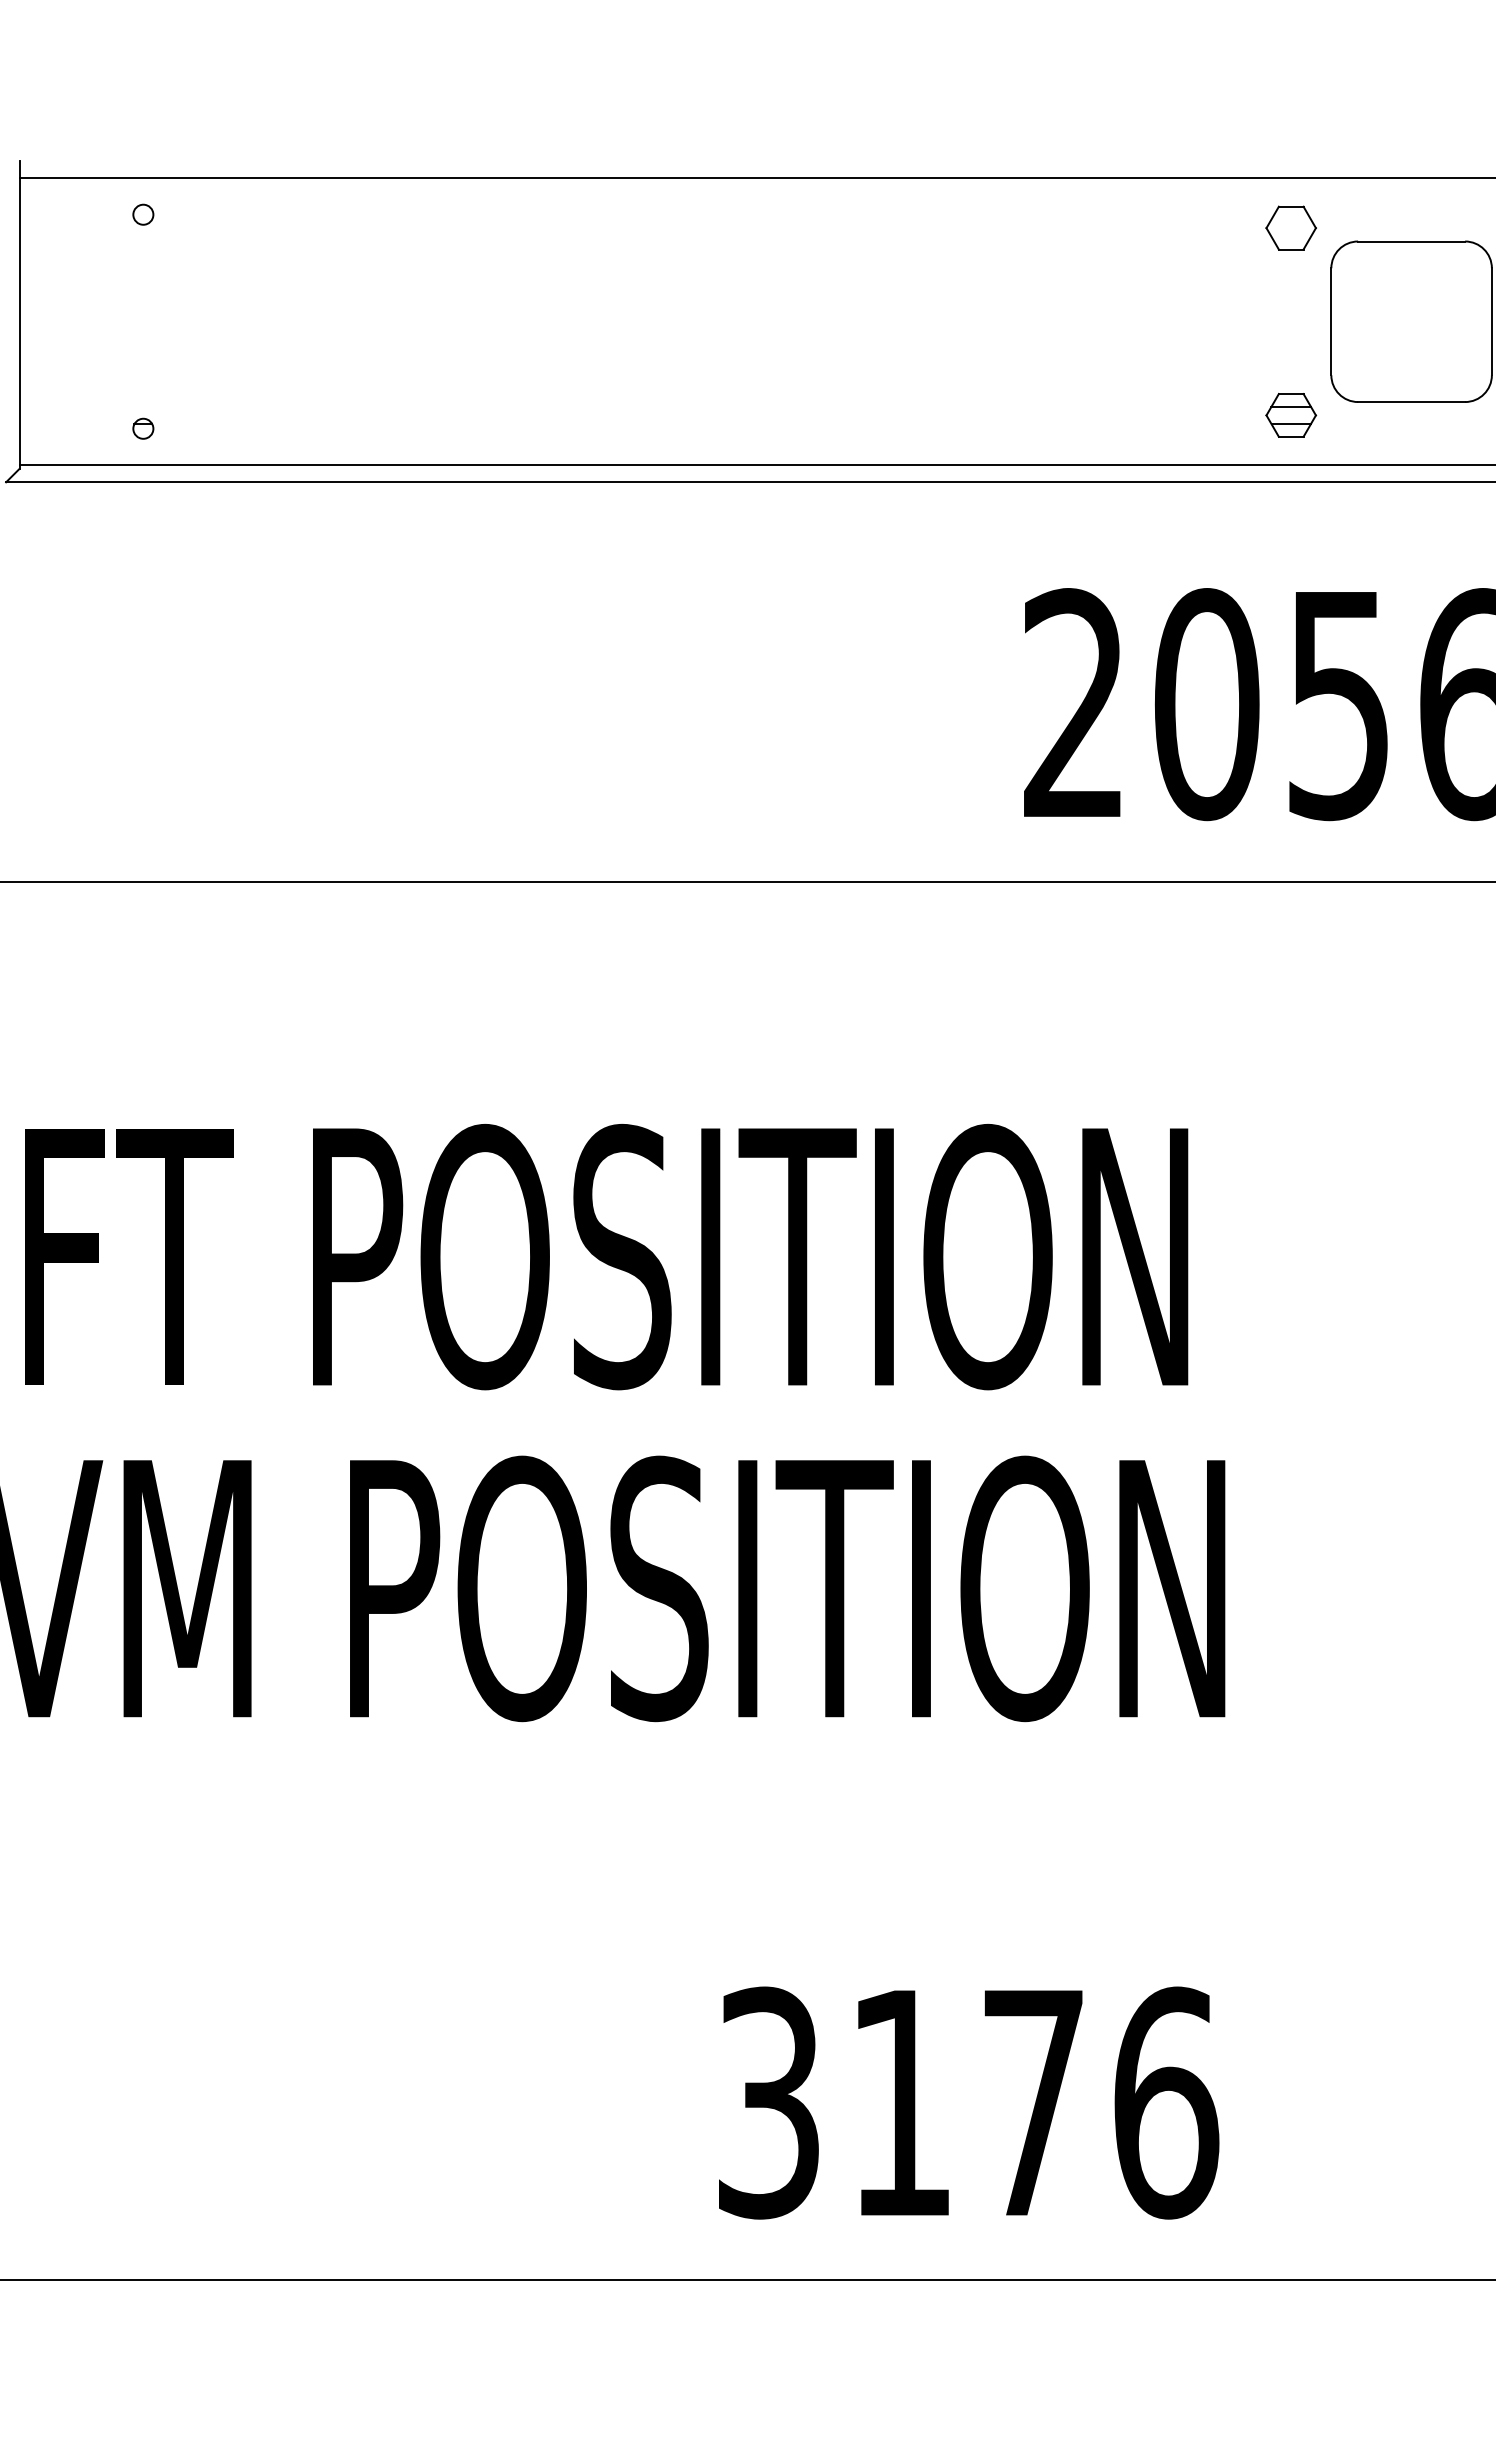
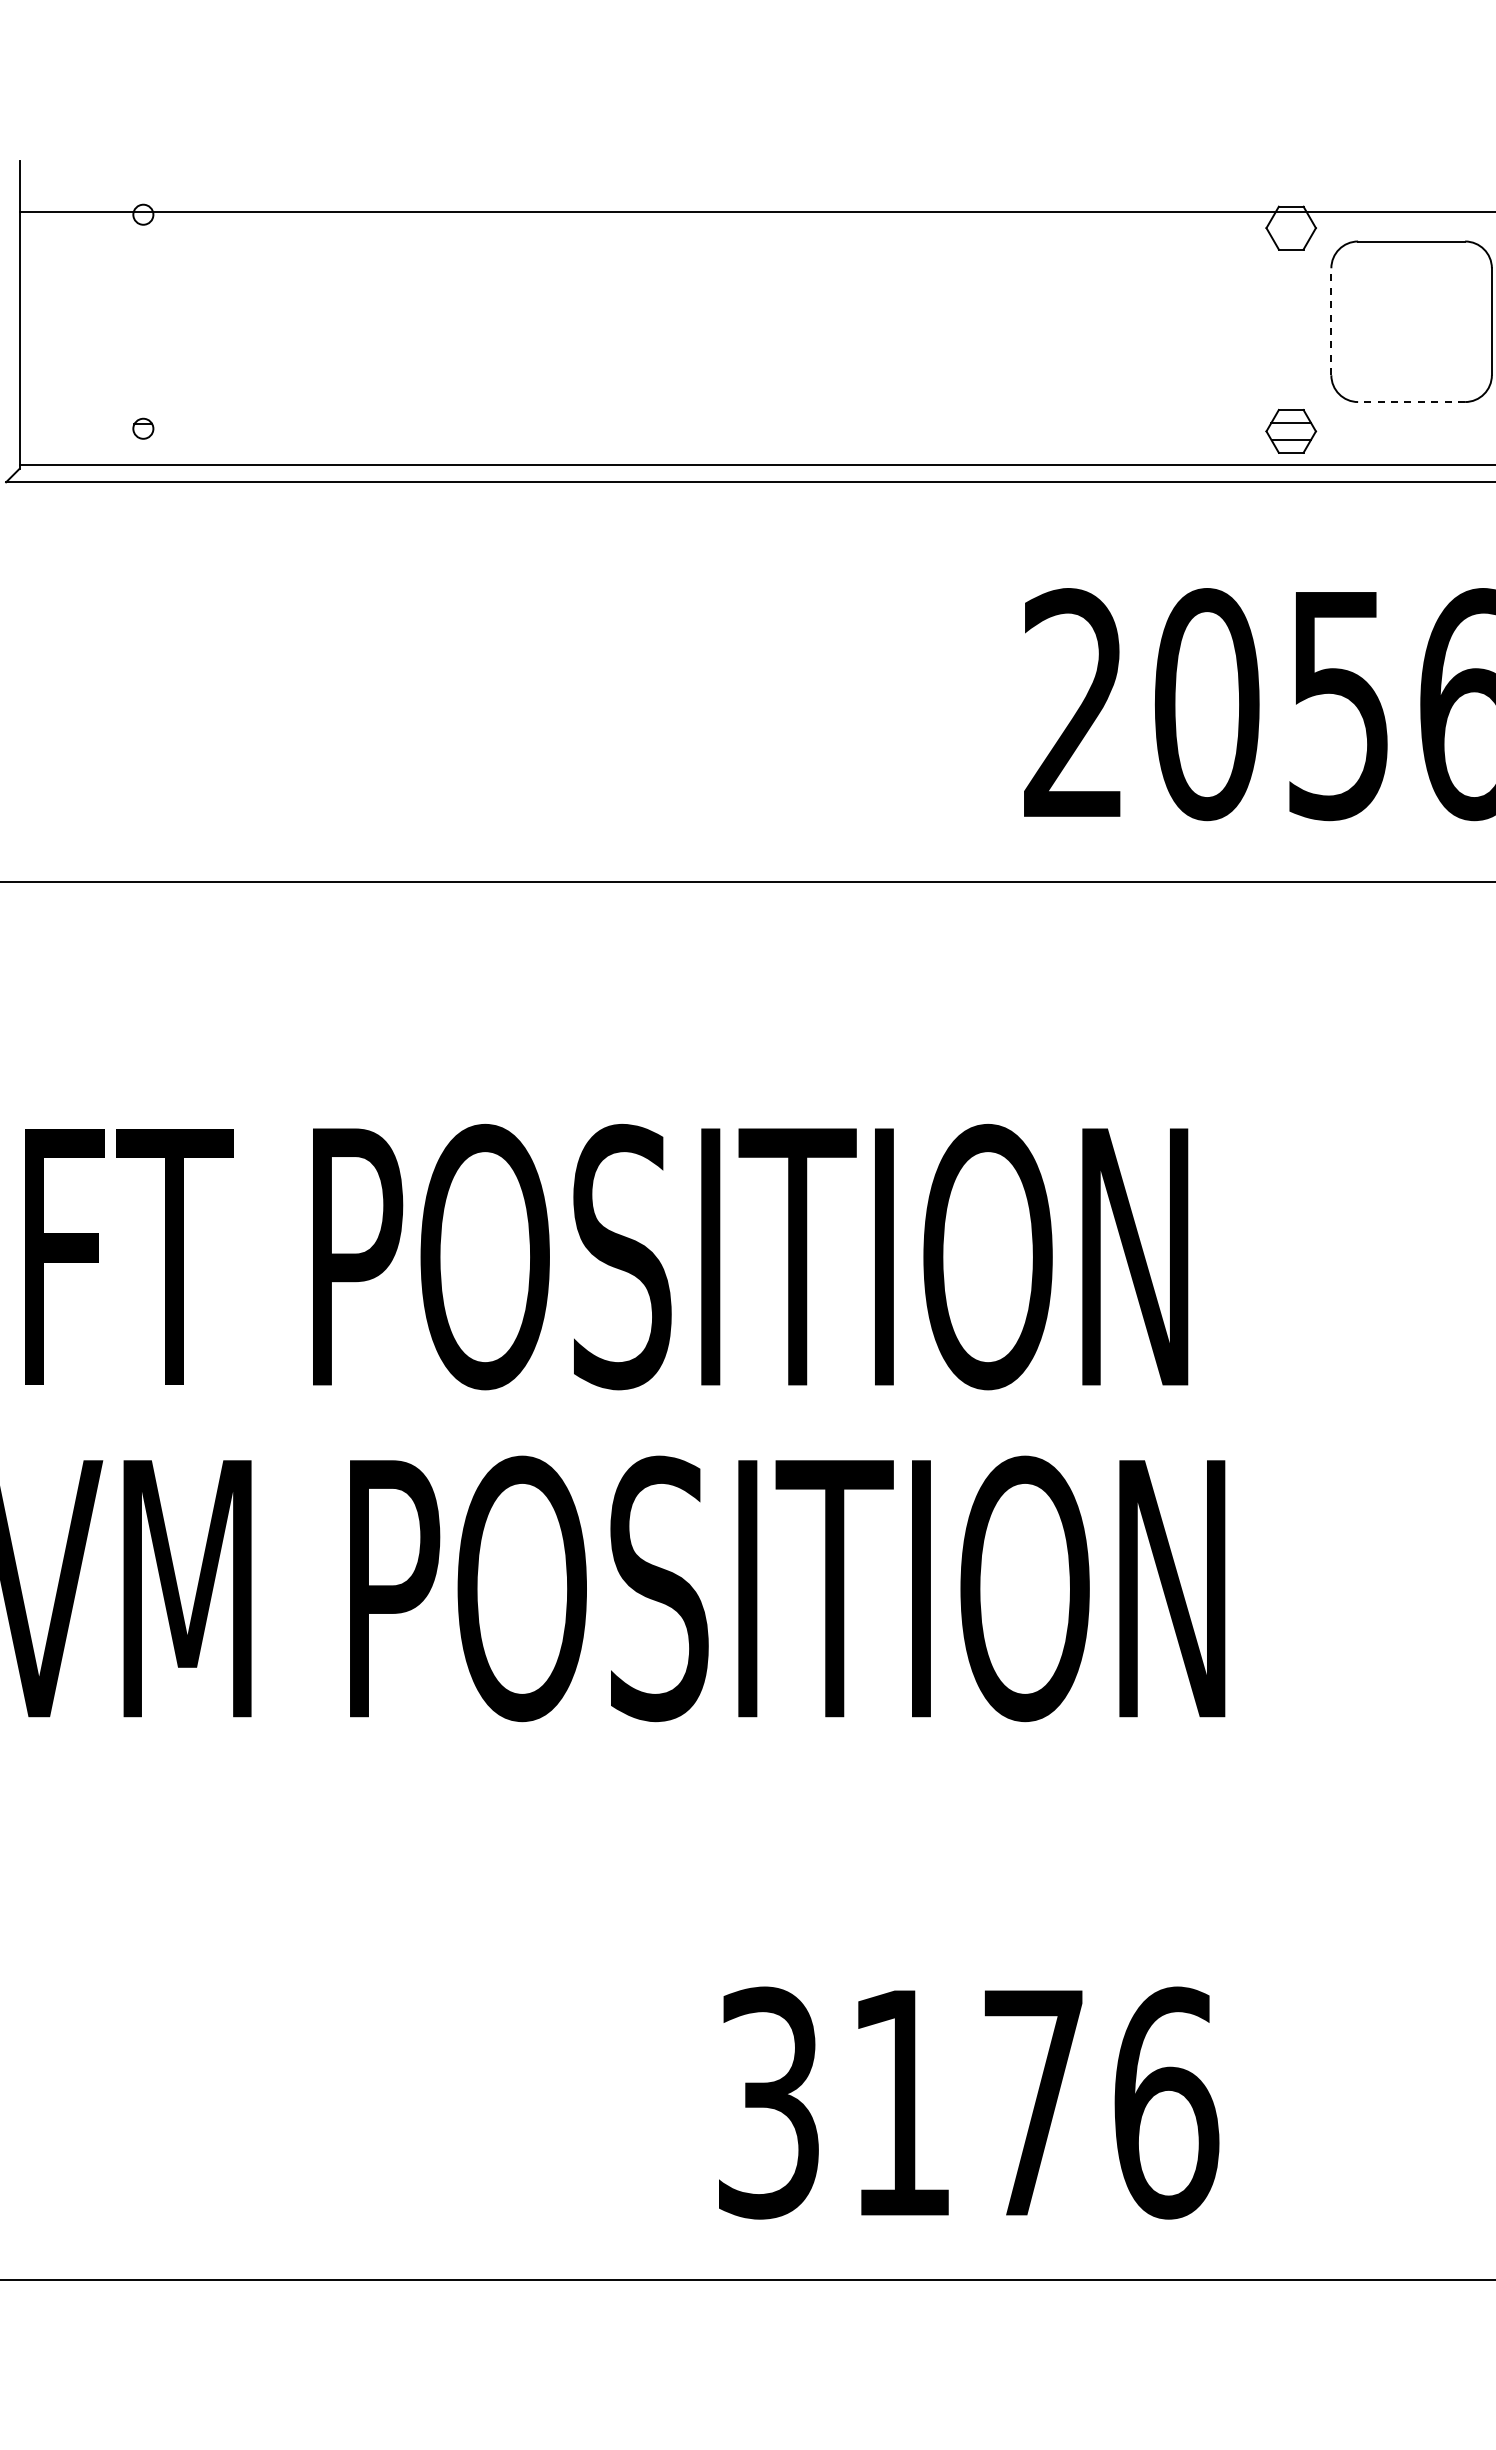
line position: (755, 178) -> (755, 212) (755, 212)
line: solid -> dashed (1331, 321)
line: solid -> dashed (1411, 402)
part position: (1291, 415) -> (1291, 431) (1291, 431)
